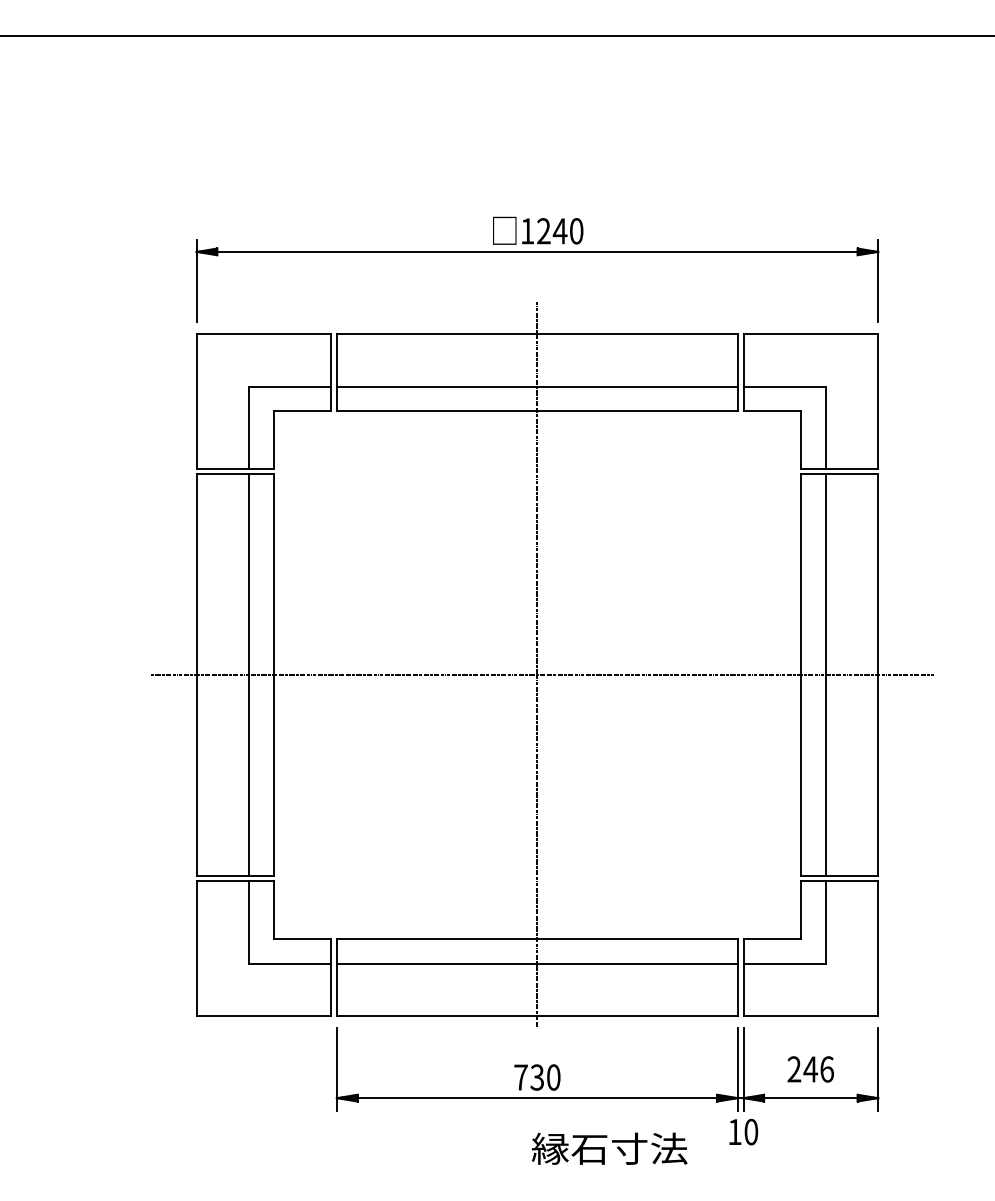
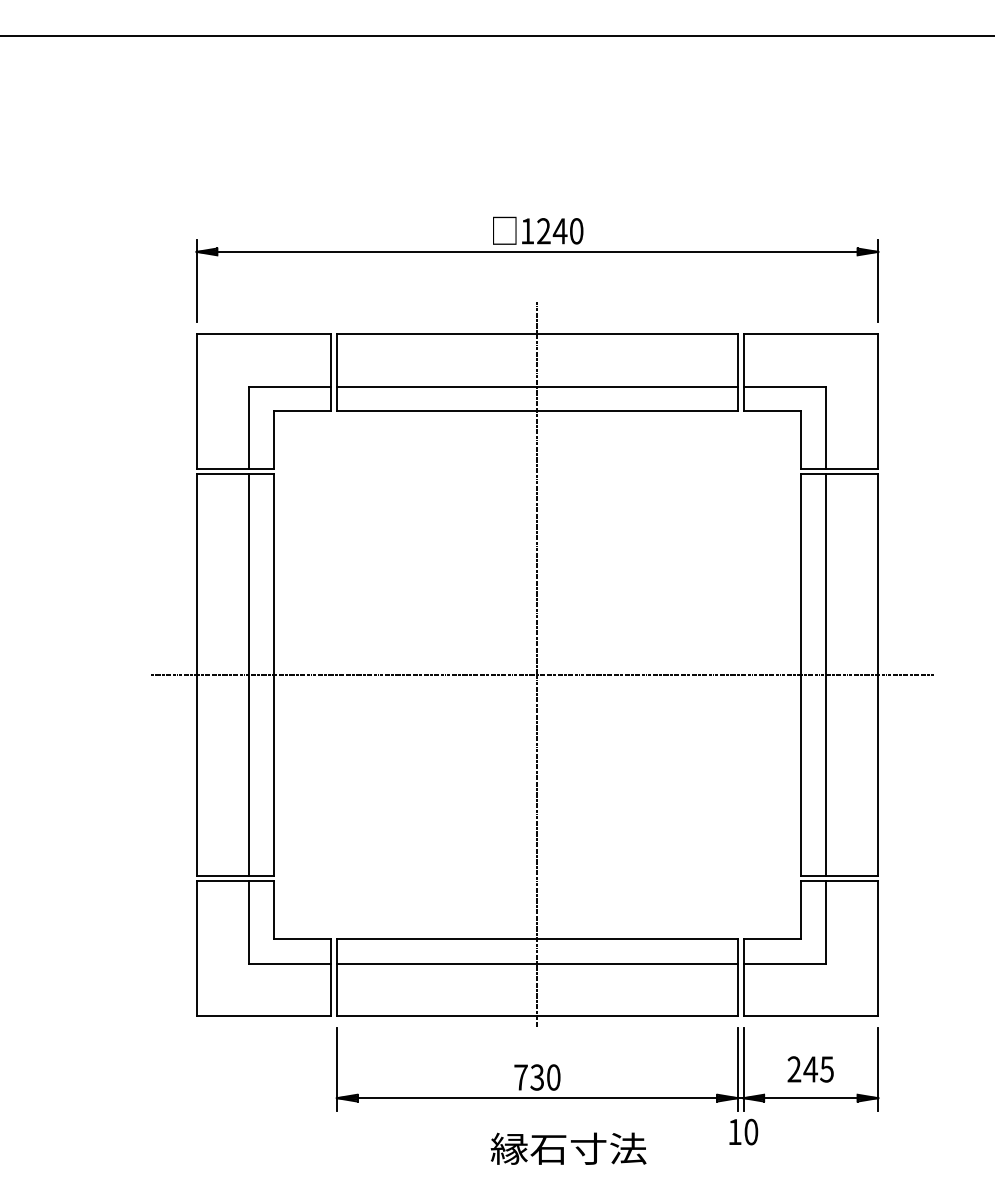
text: 246 -> 245 (827, 1069)
text position: (609, 1148) -> (568, 1148) (568, 1148)
